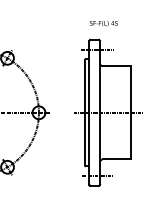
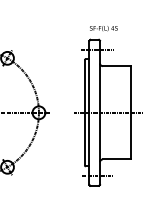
text position: (103, 23) -> (103, 28) (103, 28)
